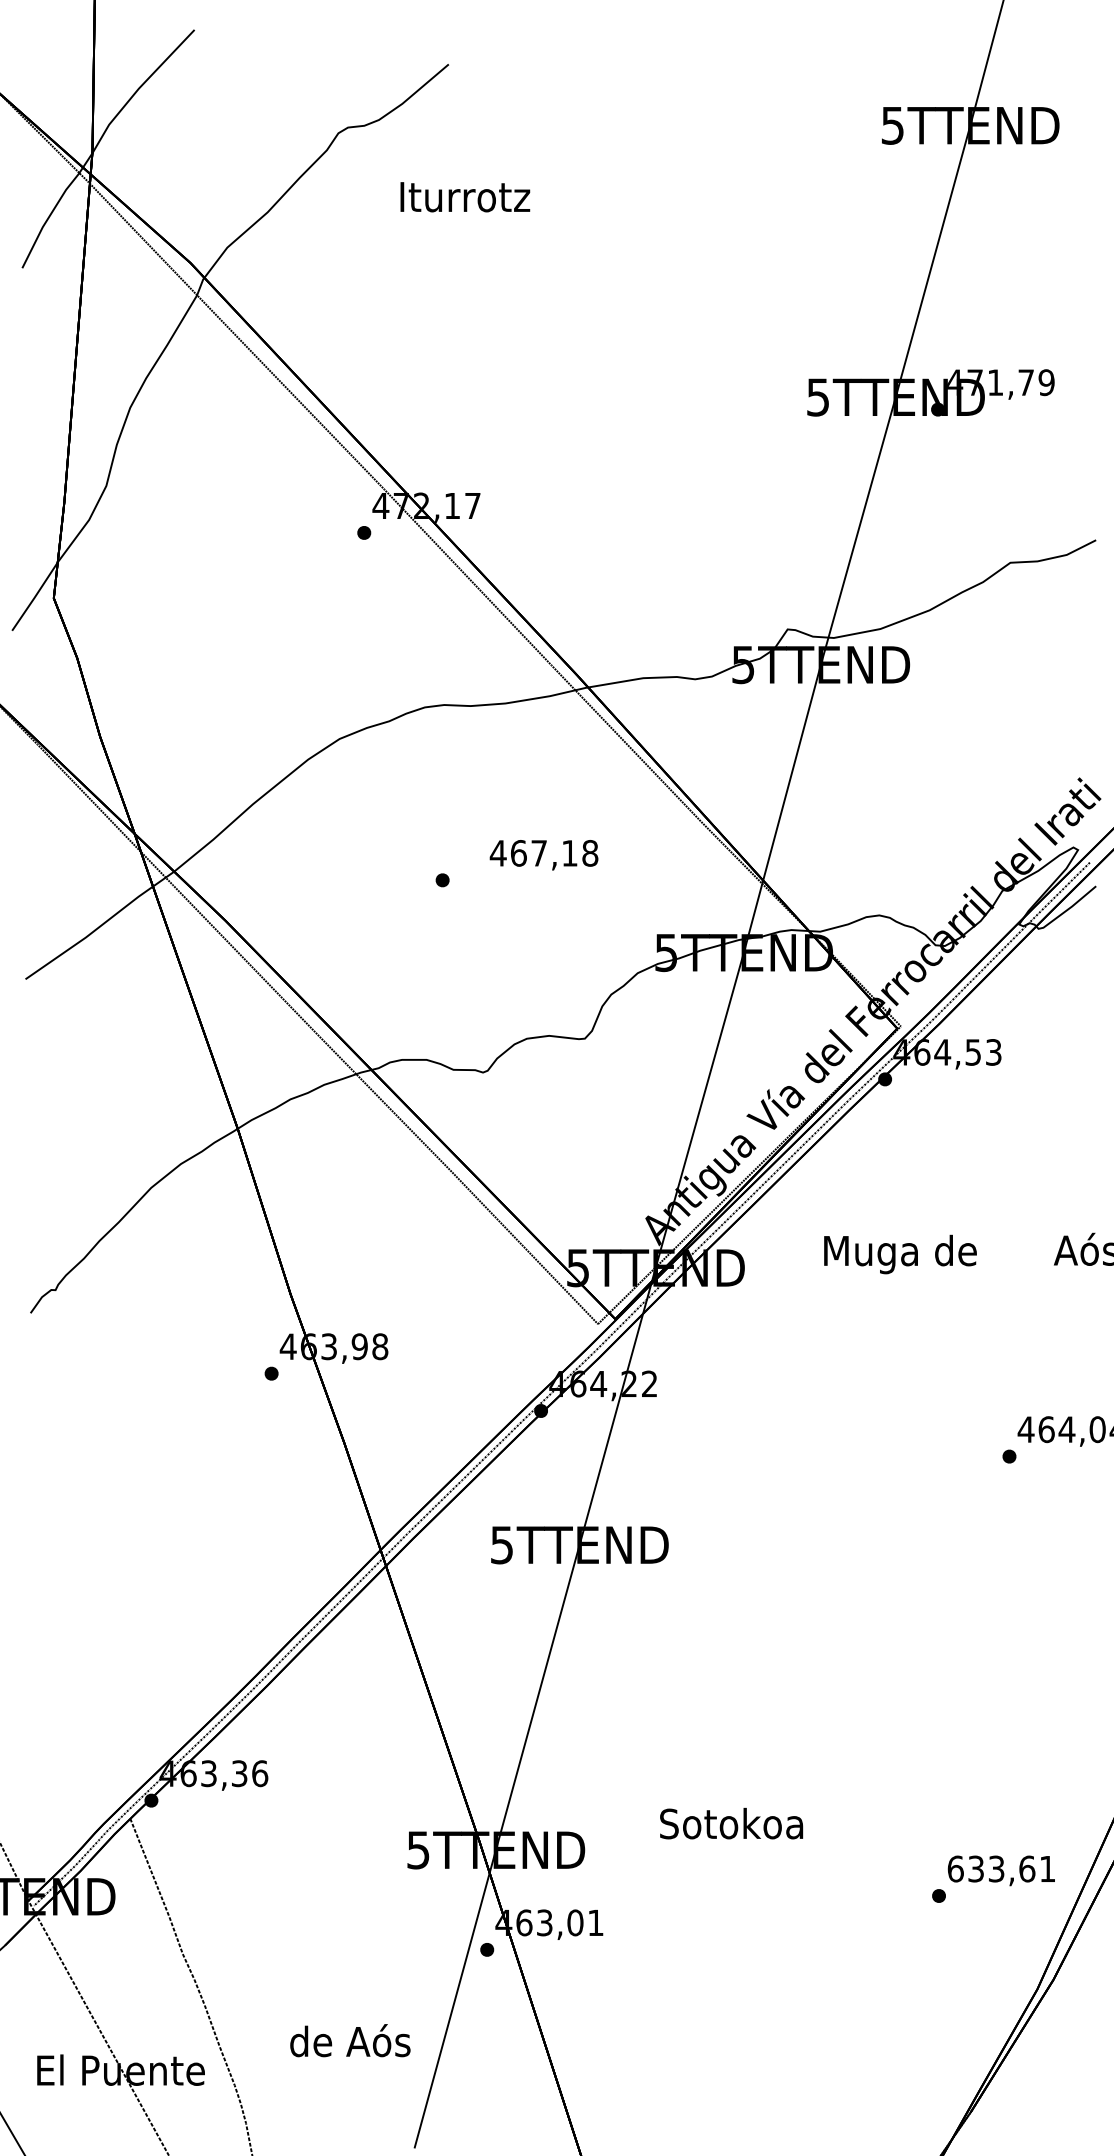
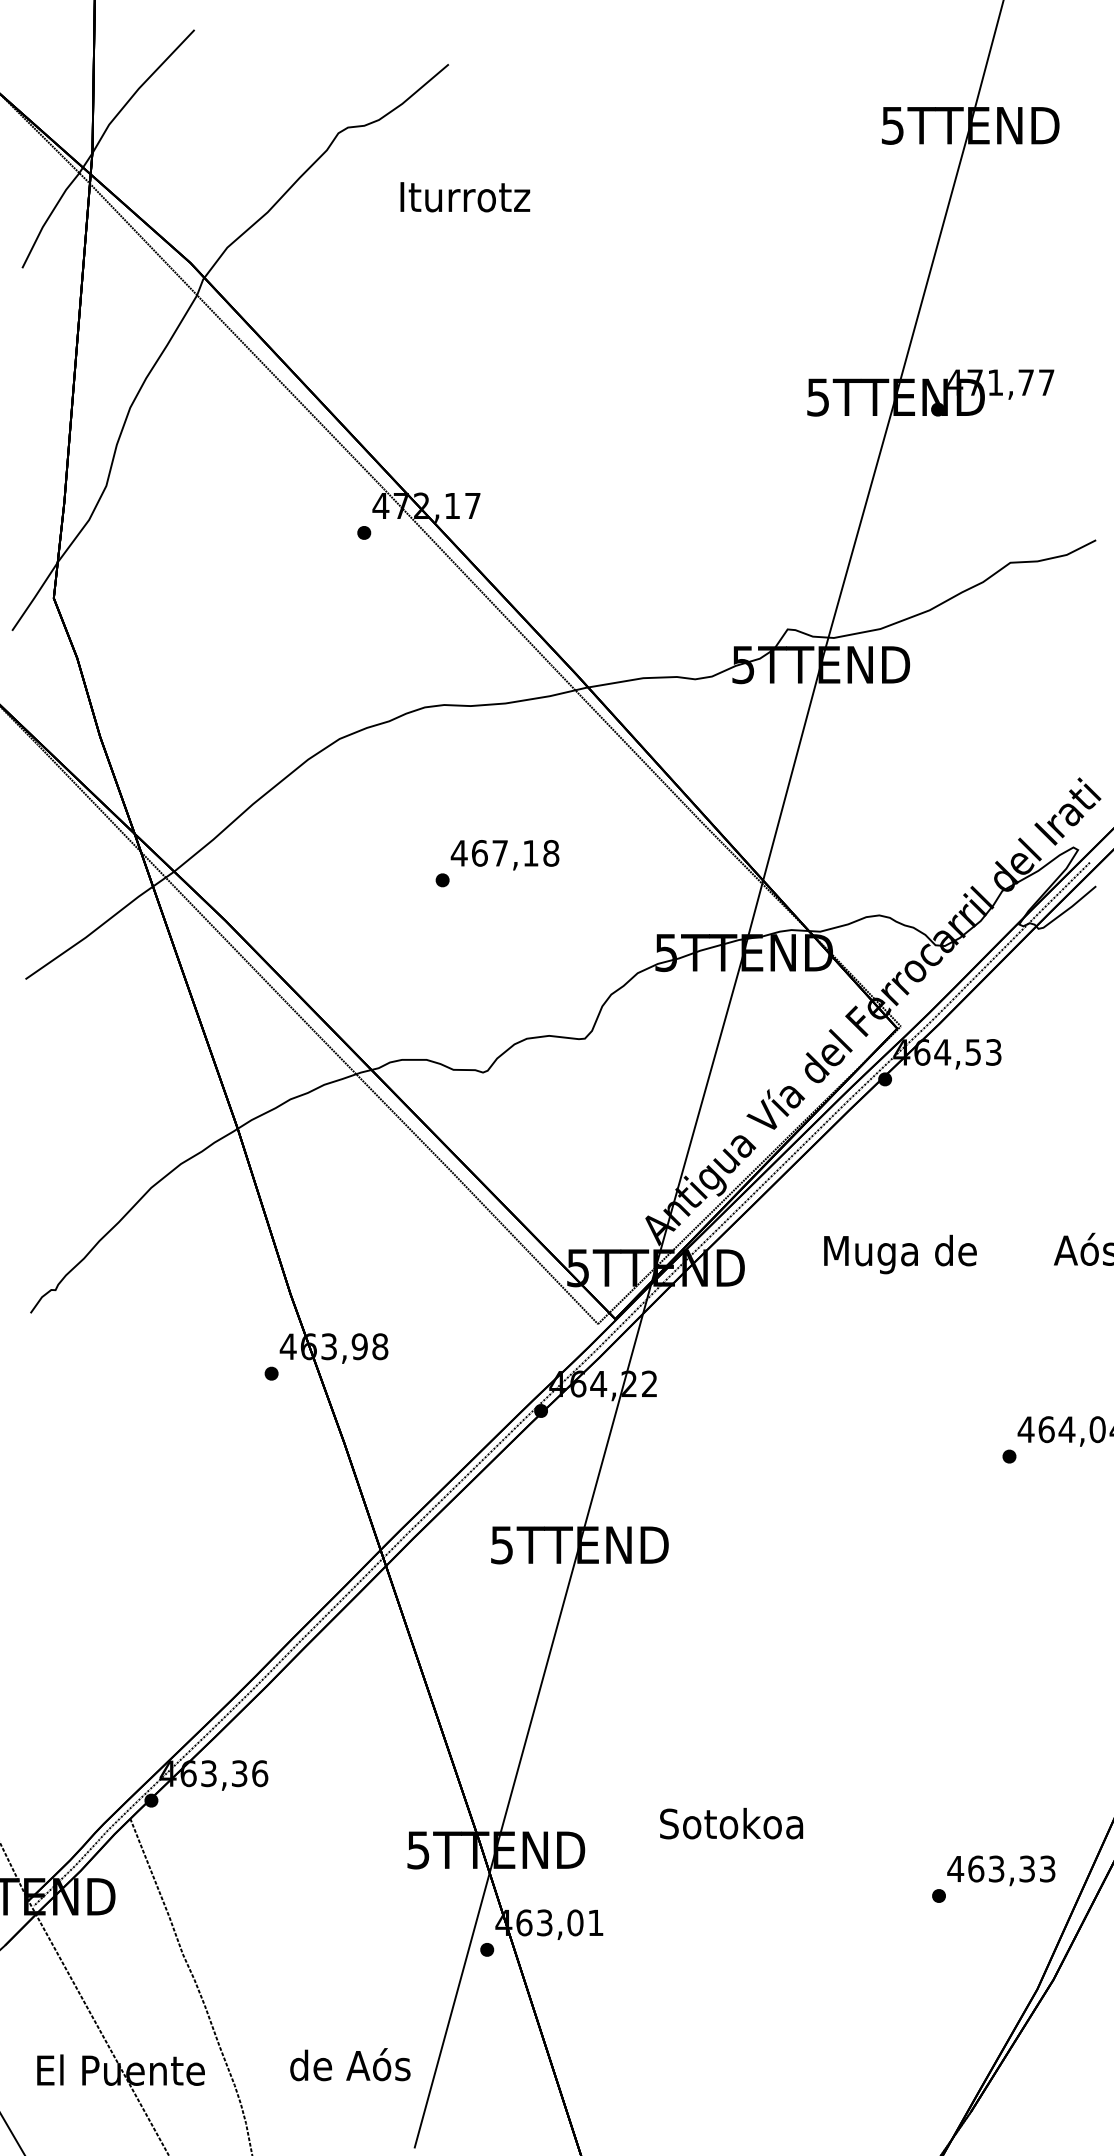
text: 471,79 -> 471,77 (1046, 382)
text position: (543, 855) -> (504, 855) (504, 855)
text: 633,61 -> 463,33 (1001, 1868)
text position: (350, 2040) -> (350, 2064) (350, 2064)
